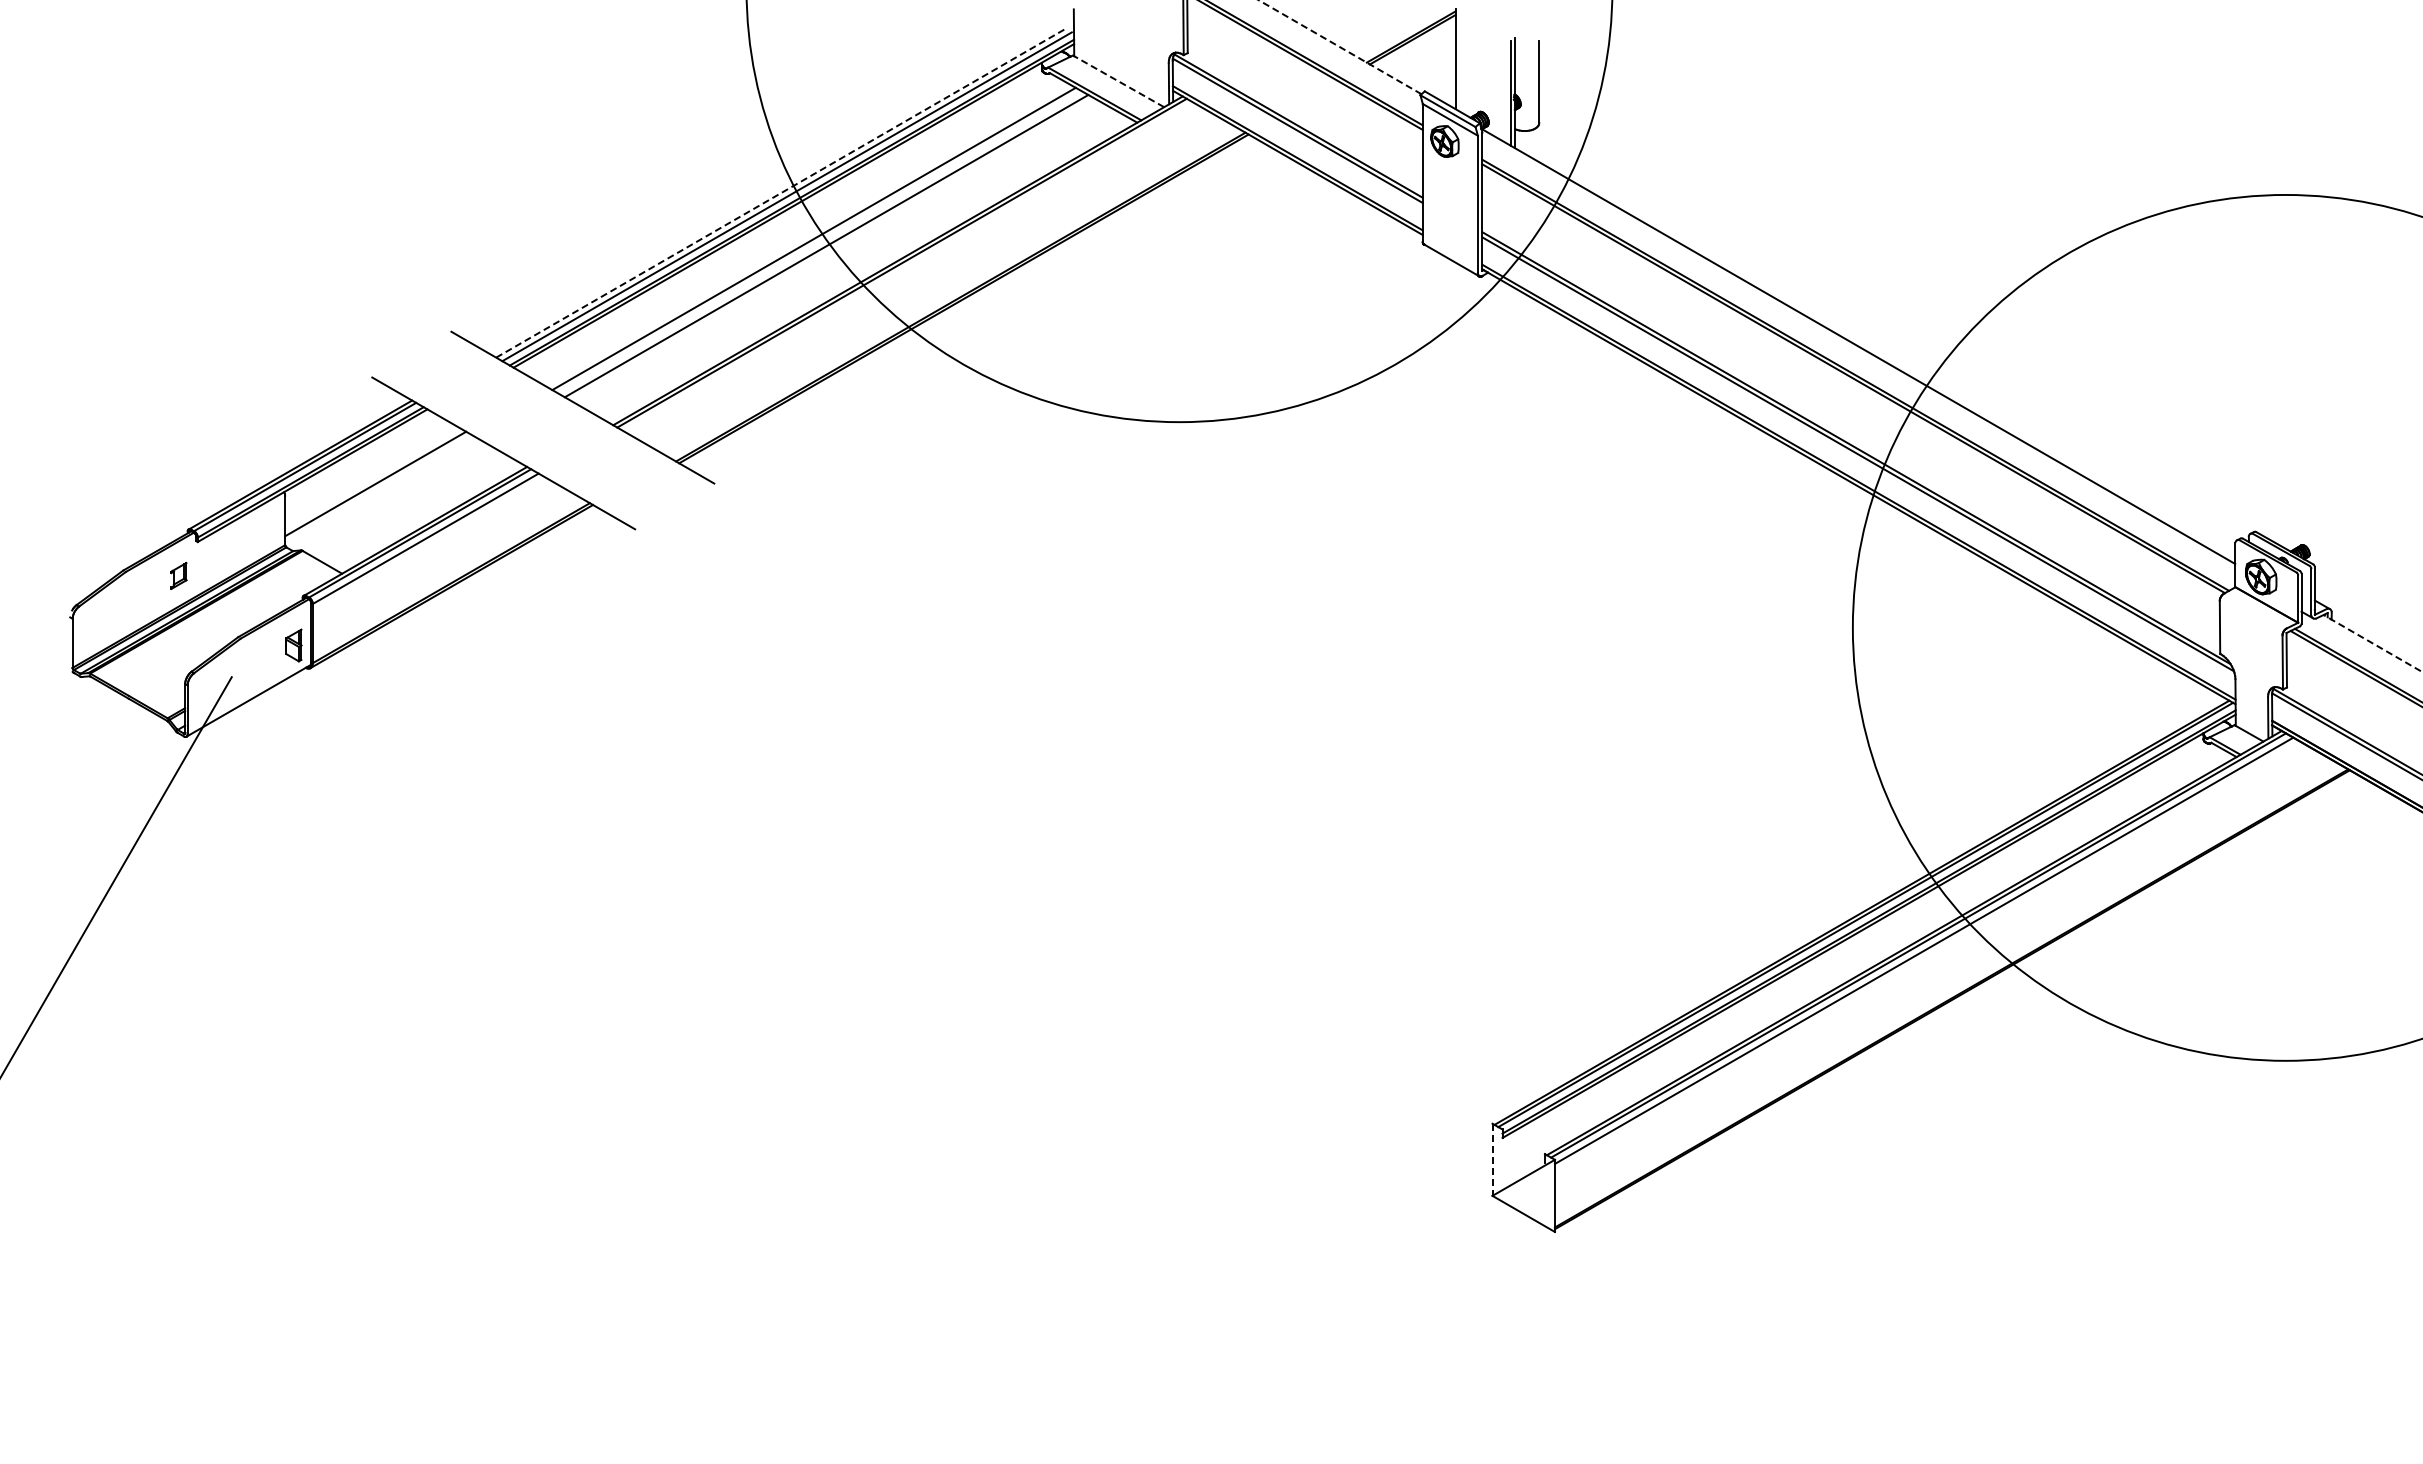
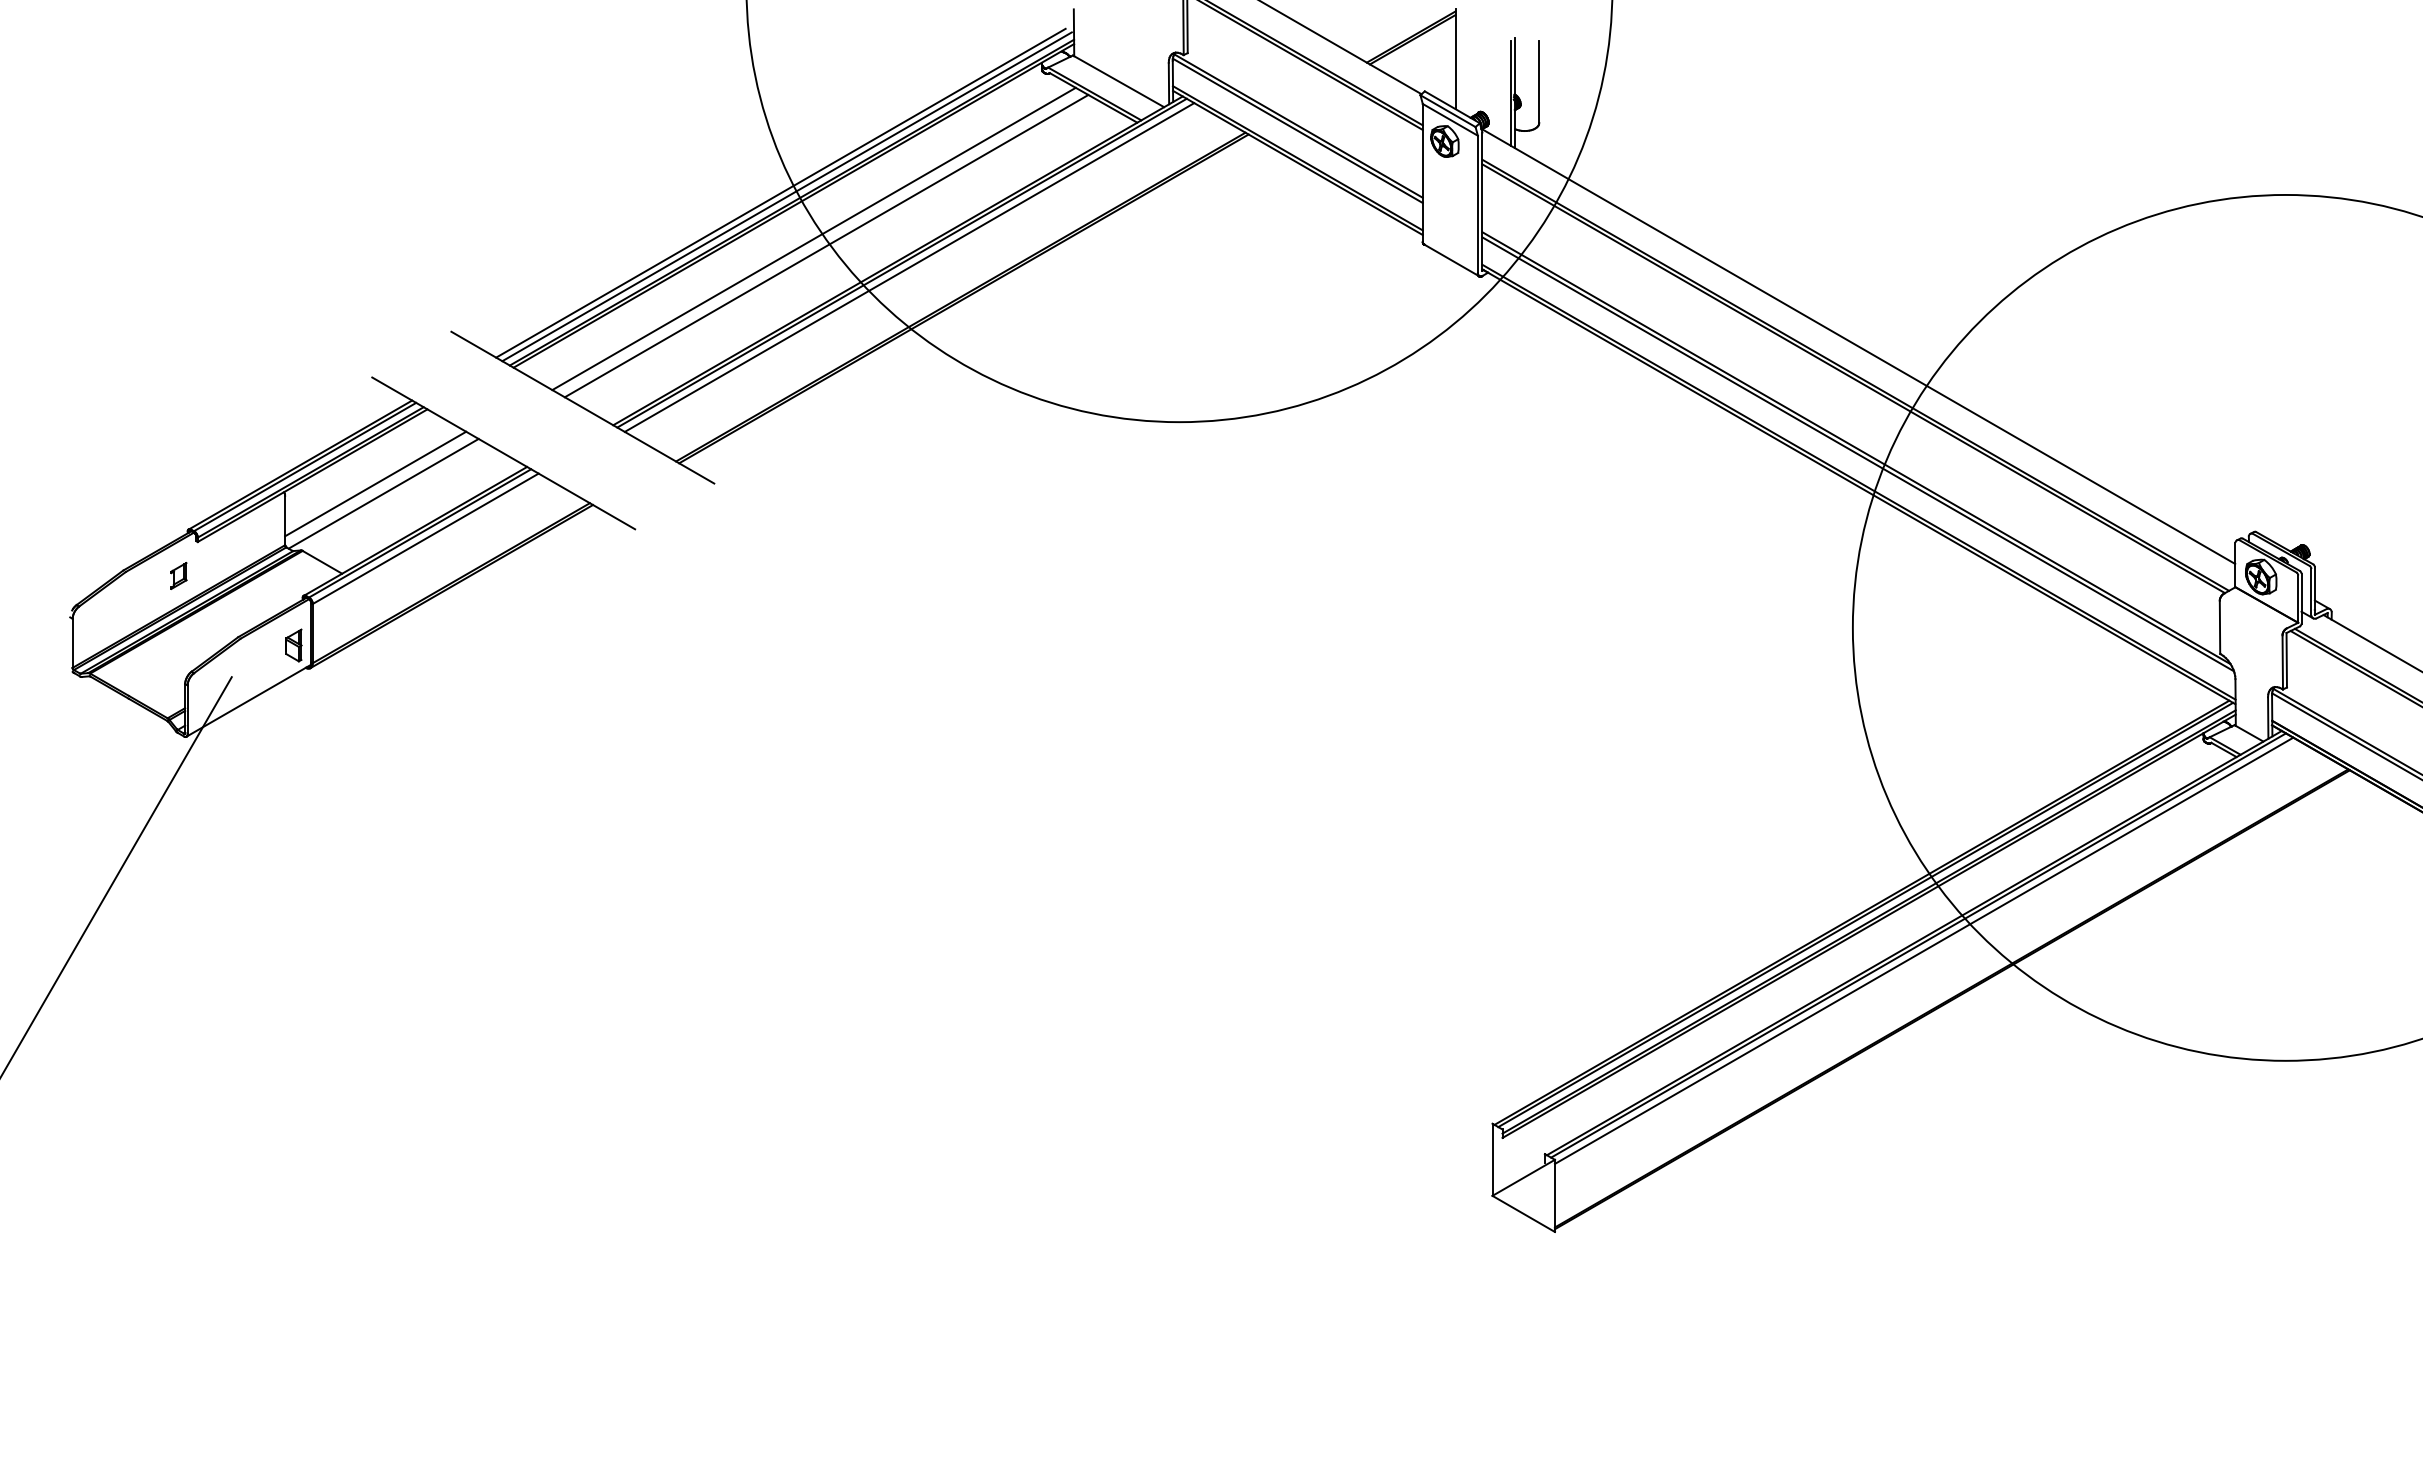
line: dashed -> solid (1340, 47)
line: dashed -> solid (1118, 81)
line: dashed -> solid (780, 193)
line: none -> present (909, 267)
line: none -> present (383, 493)
line: dashed -> solid (2372, 643)
line: dashed -> solid (1492, 1160)
